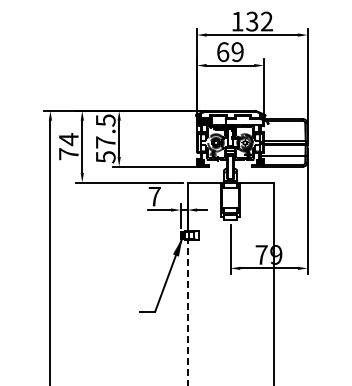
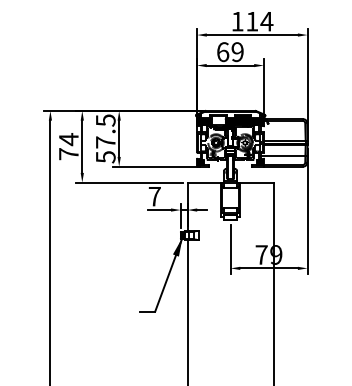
text: 132 -> 114 (259, 21)
hatch: none -> present (243, 120)
line: dashed -> solid (187, 312)
